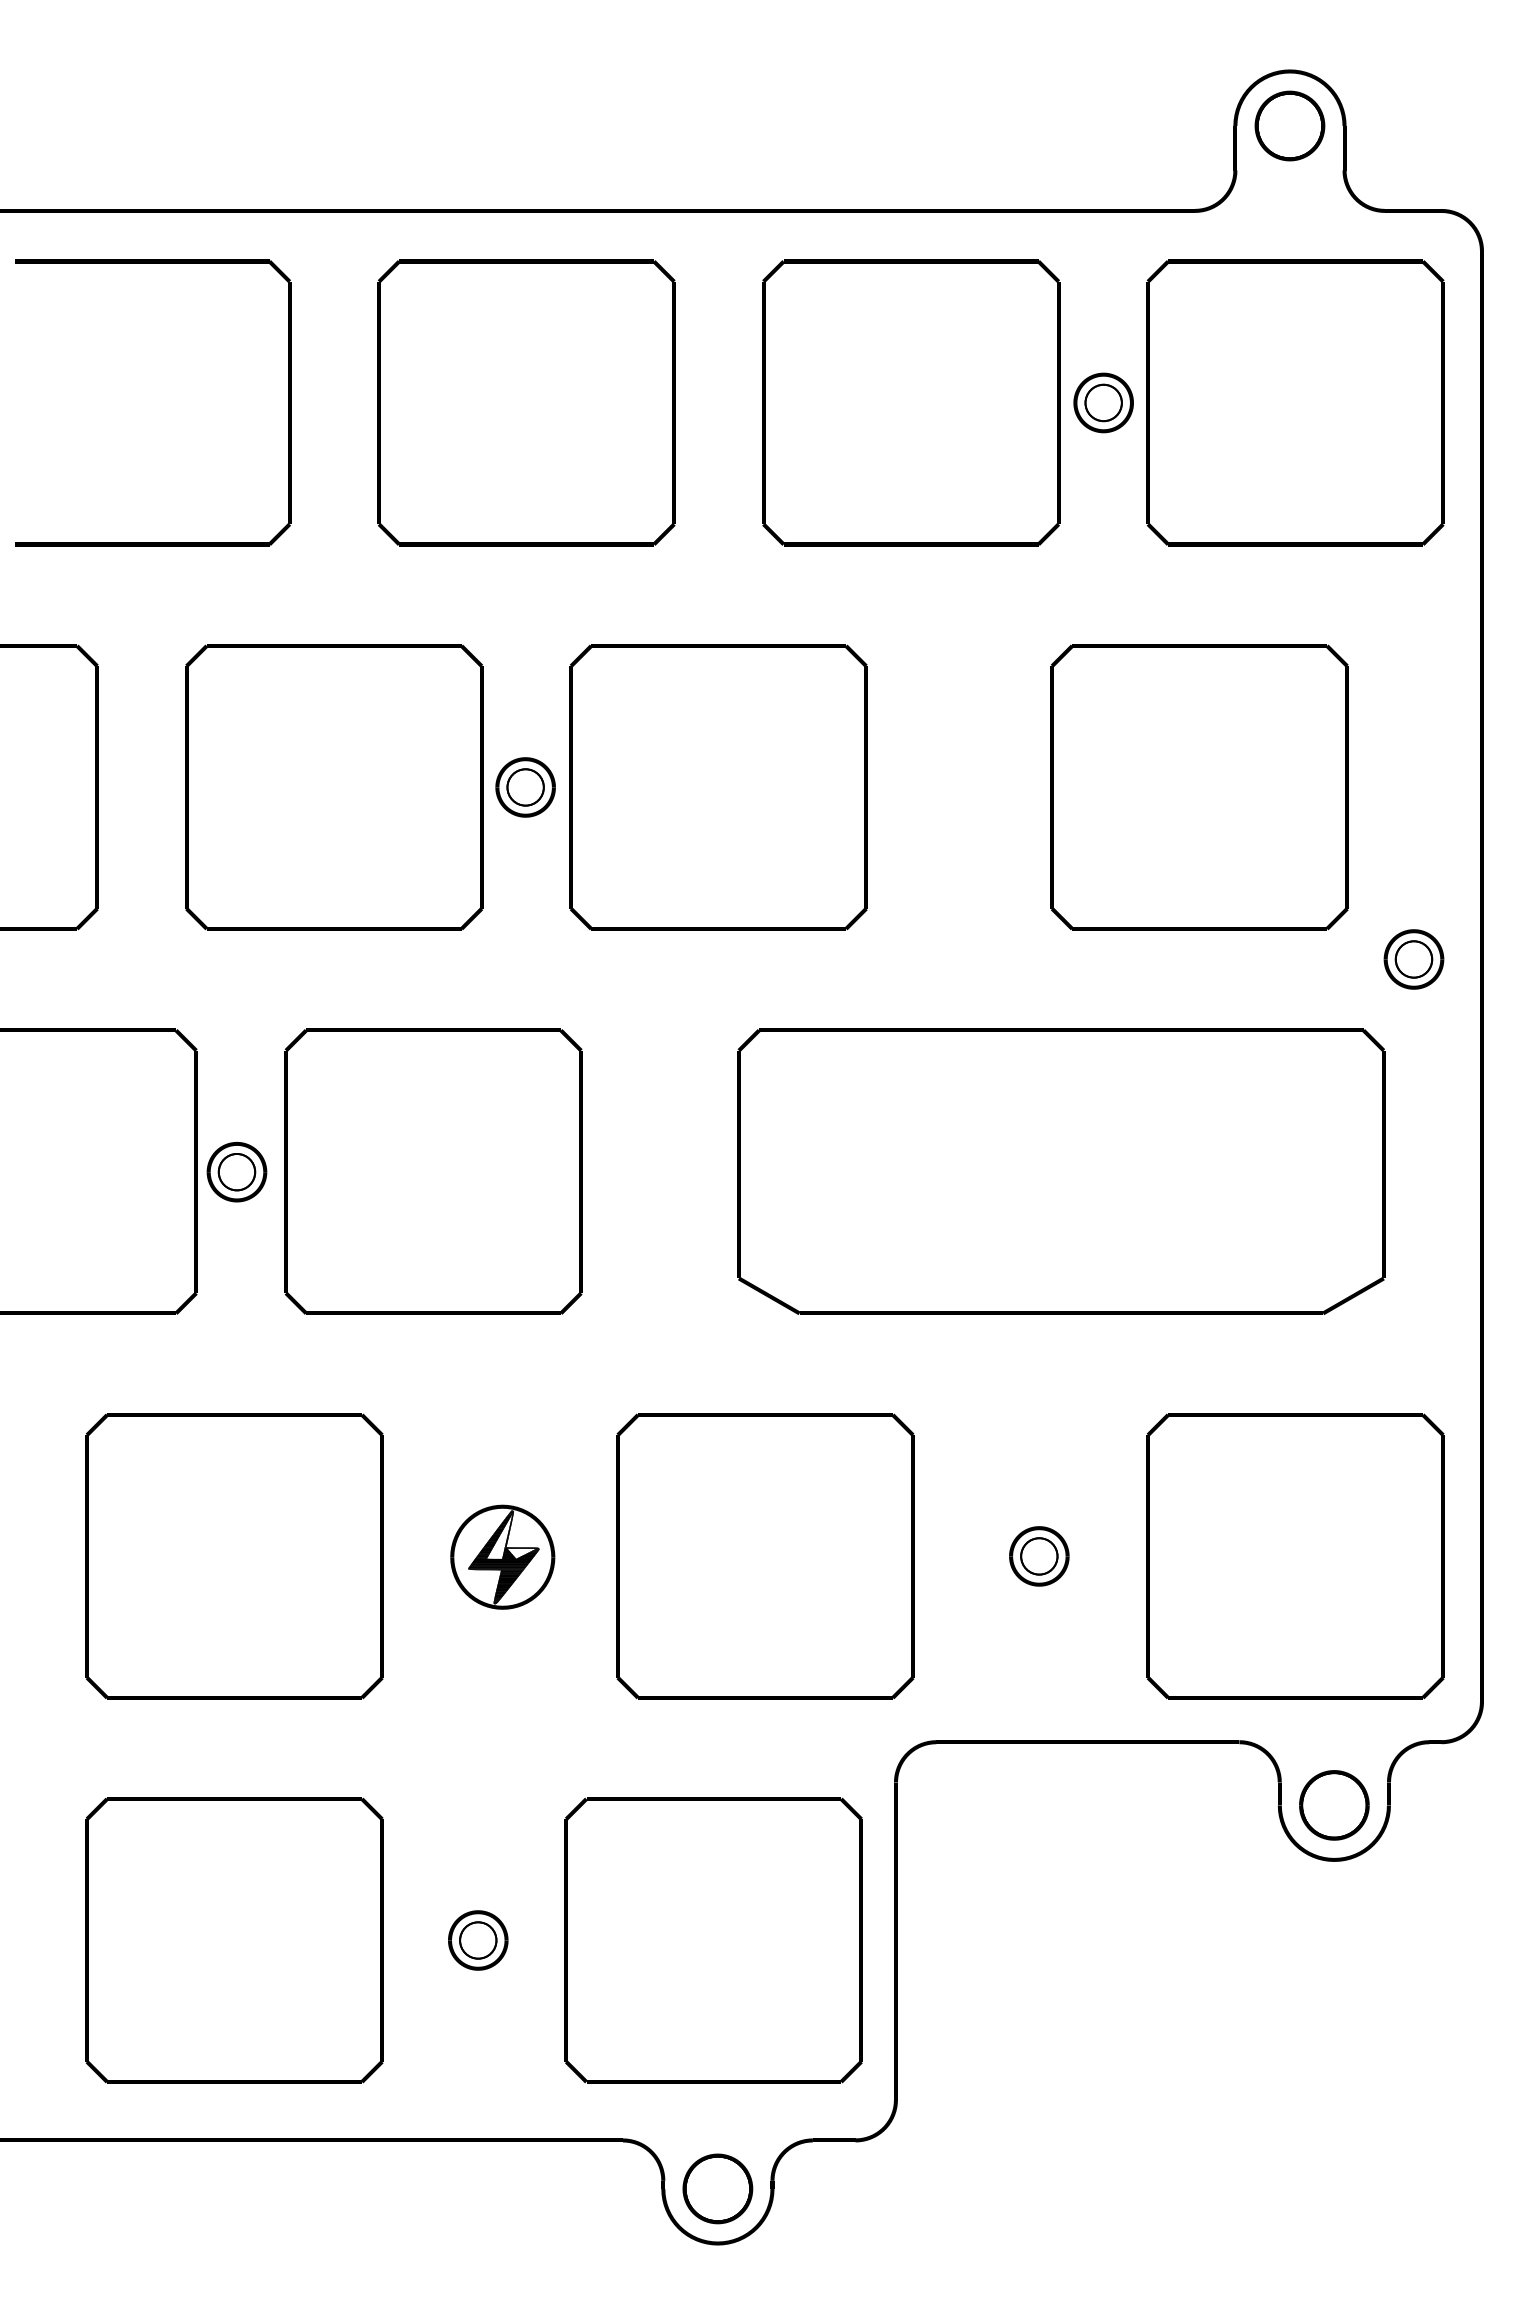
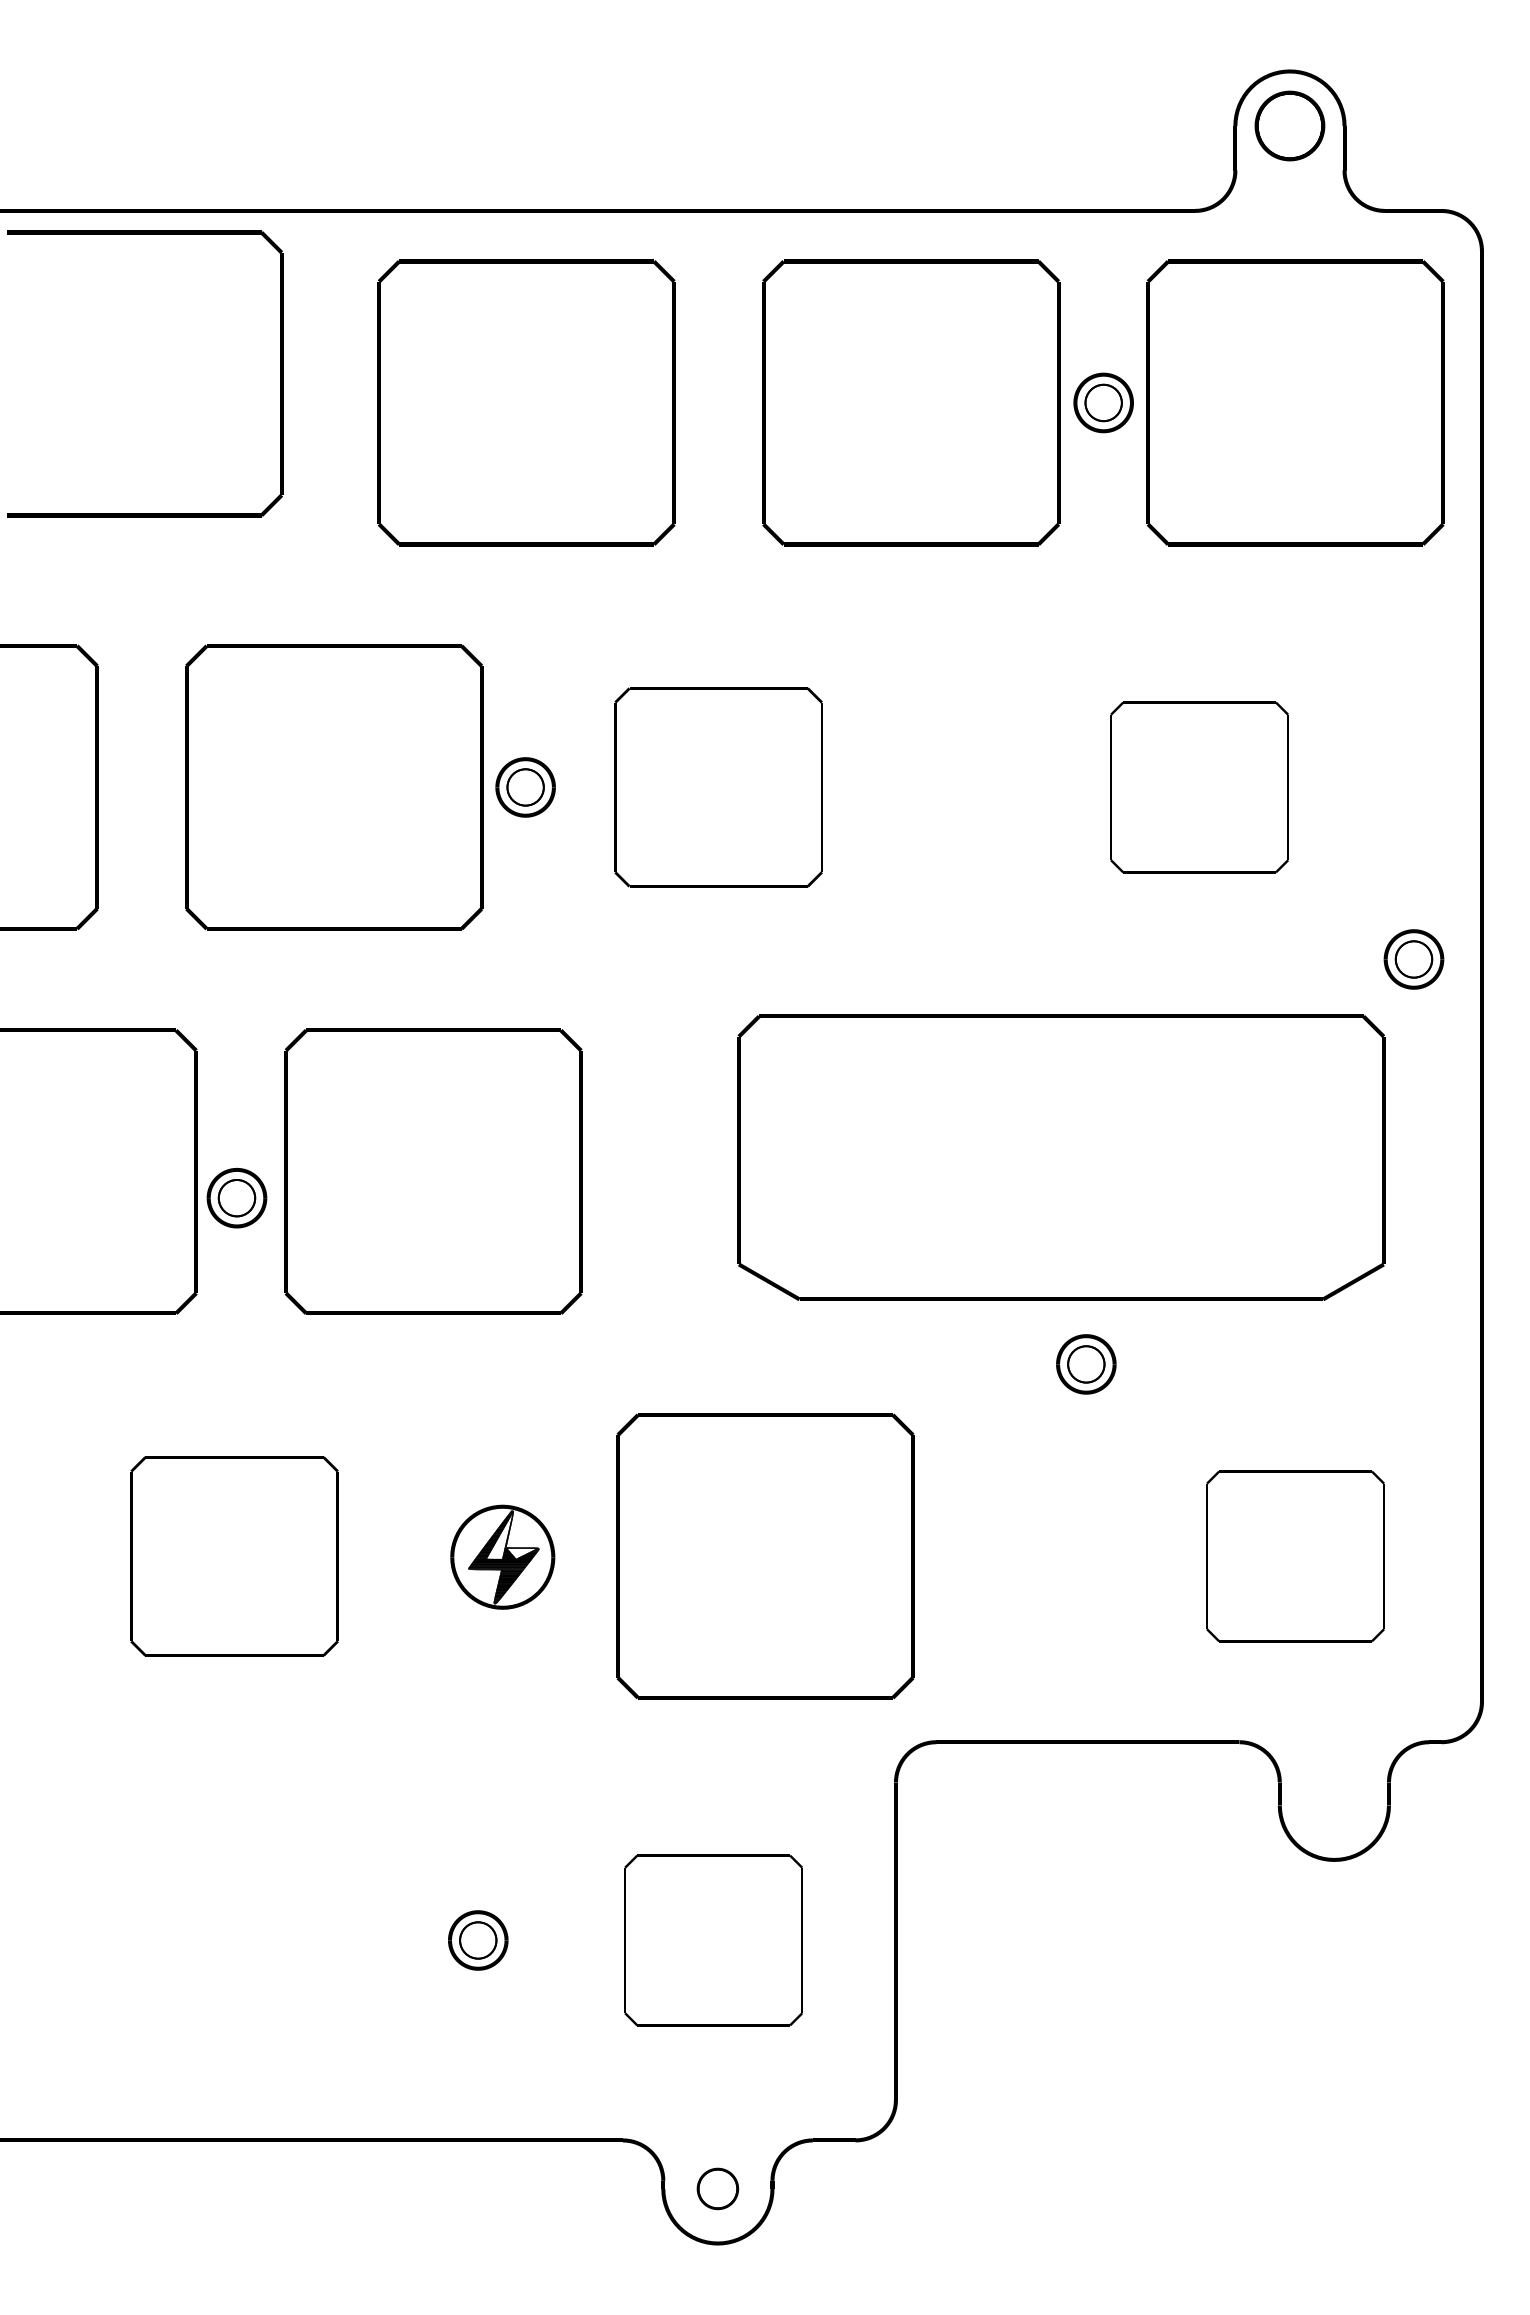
part position: (288, 402) -> (280, 373) (280, 373)
part size: 299x287 px -> 209x201 px (718, 787)
part size: 299x287 px -> 179x173 px (1199, 787)
part position: (1061, 1171) -> (1061, 1157) (1061, 1157)
part position: (236, 1172) -> (236, 1198) (236, 1198)
part size: 299x287 px -> 209x201 px (234, 1556)
part position: (1039, 1556) -> (1086, 1364) (1086, 1364)
part size: 299x287 px -> 179x173 px (1295, 1556)
part: present -> none (1334, 1805)
part: present -> none (234, 1940)
part size: 299x287 px -> 179x173 px (713, 1940)
part size: 72x72 px -> 44x44 px (717, 2188)
